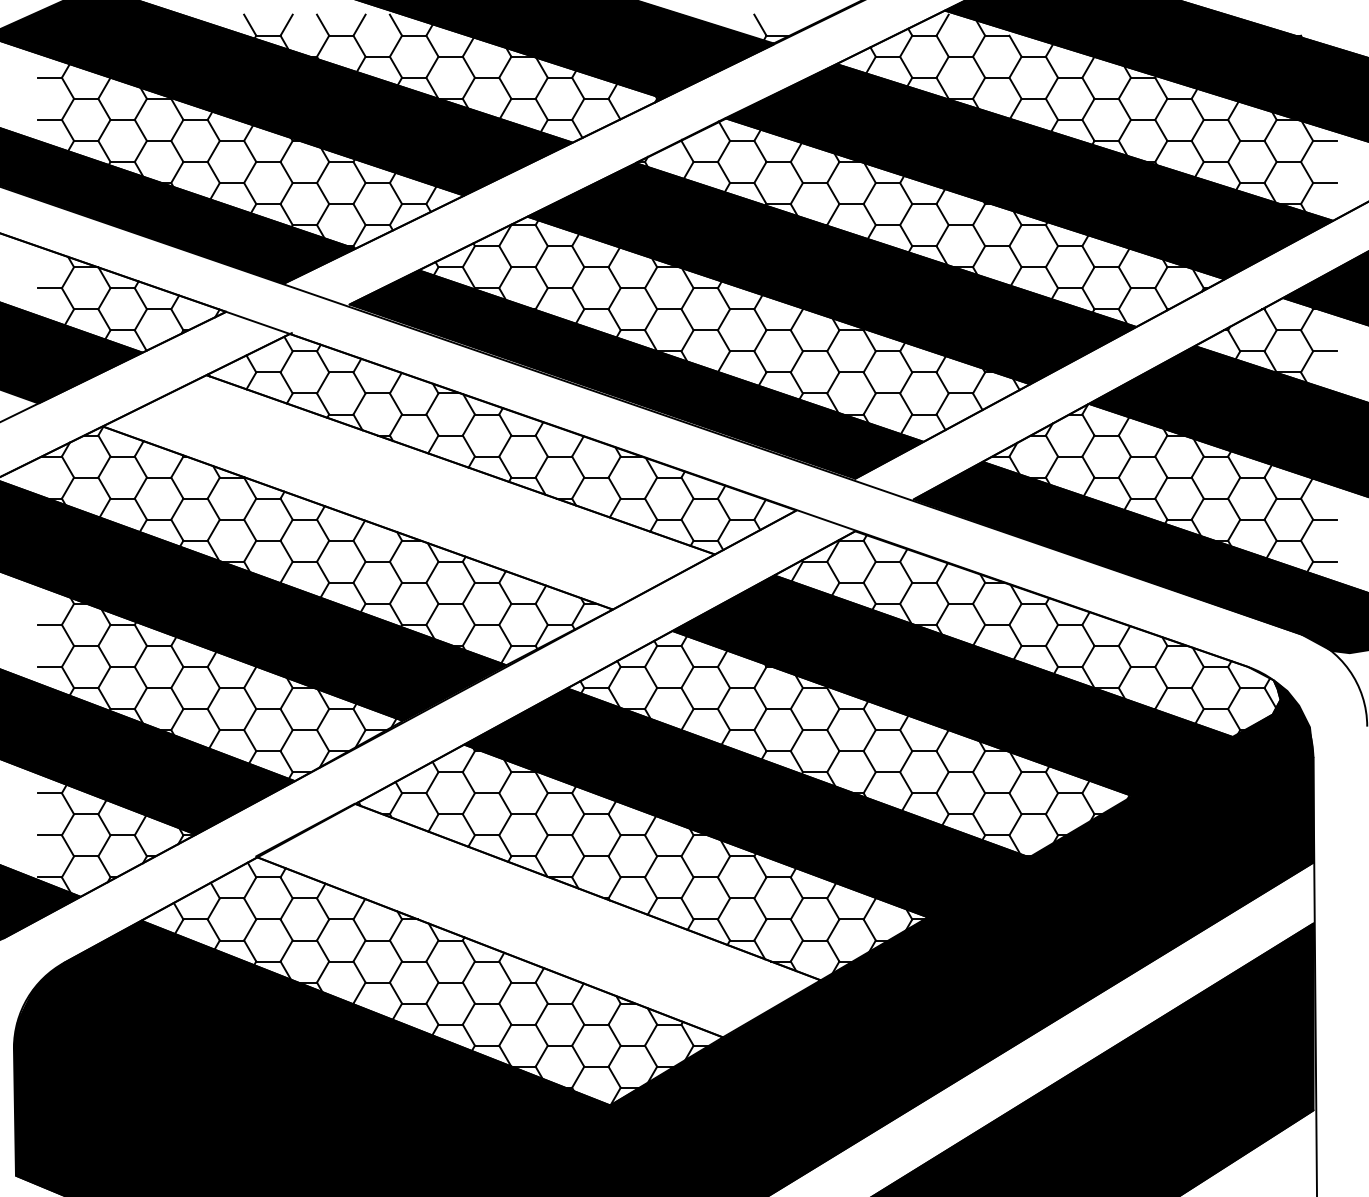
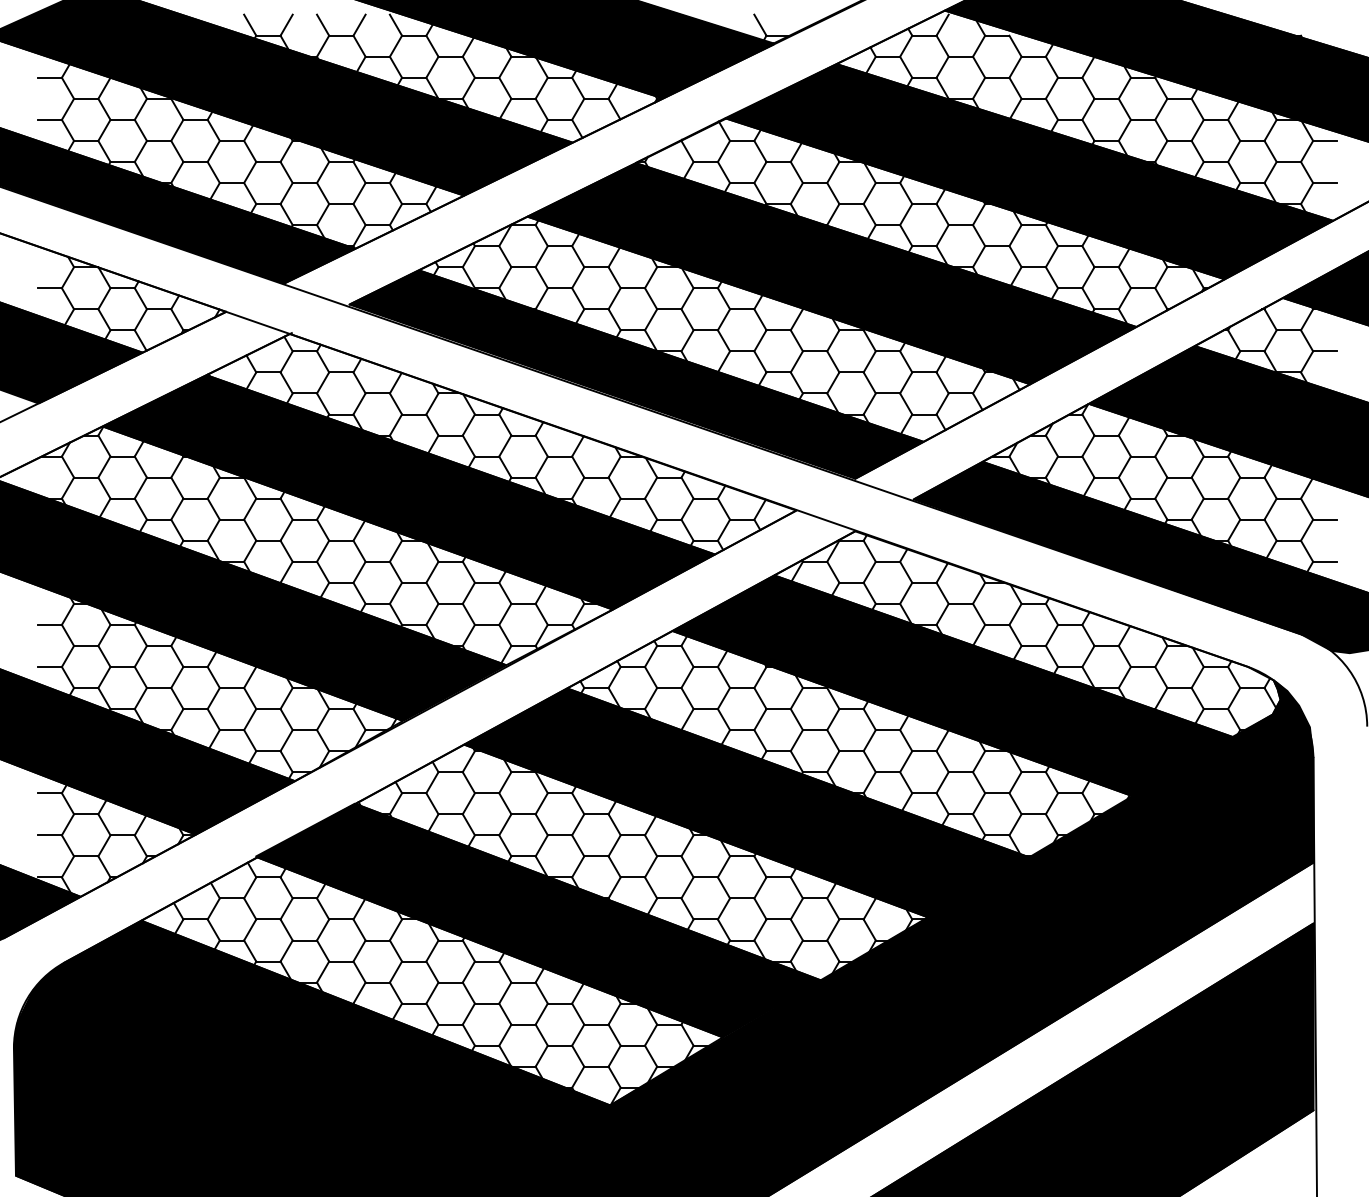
fill: none -> present (408, 492)
fill: none -> present (537, 920)
